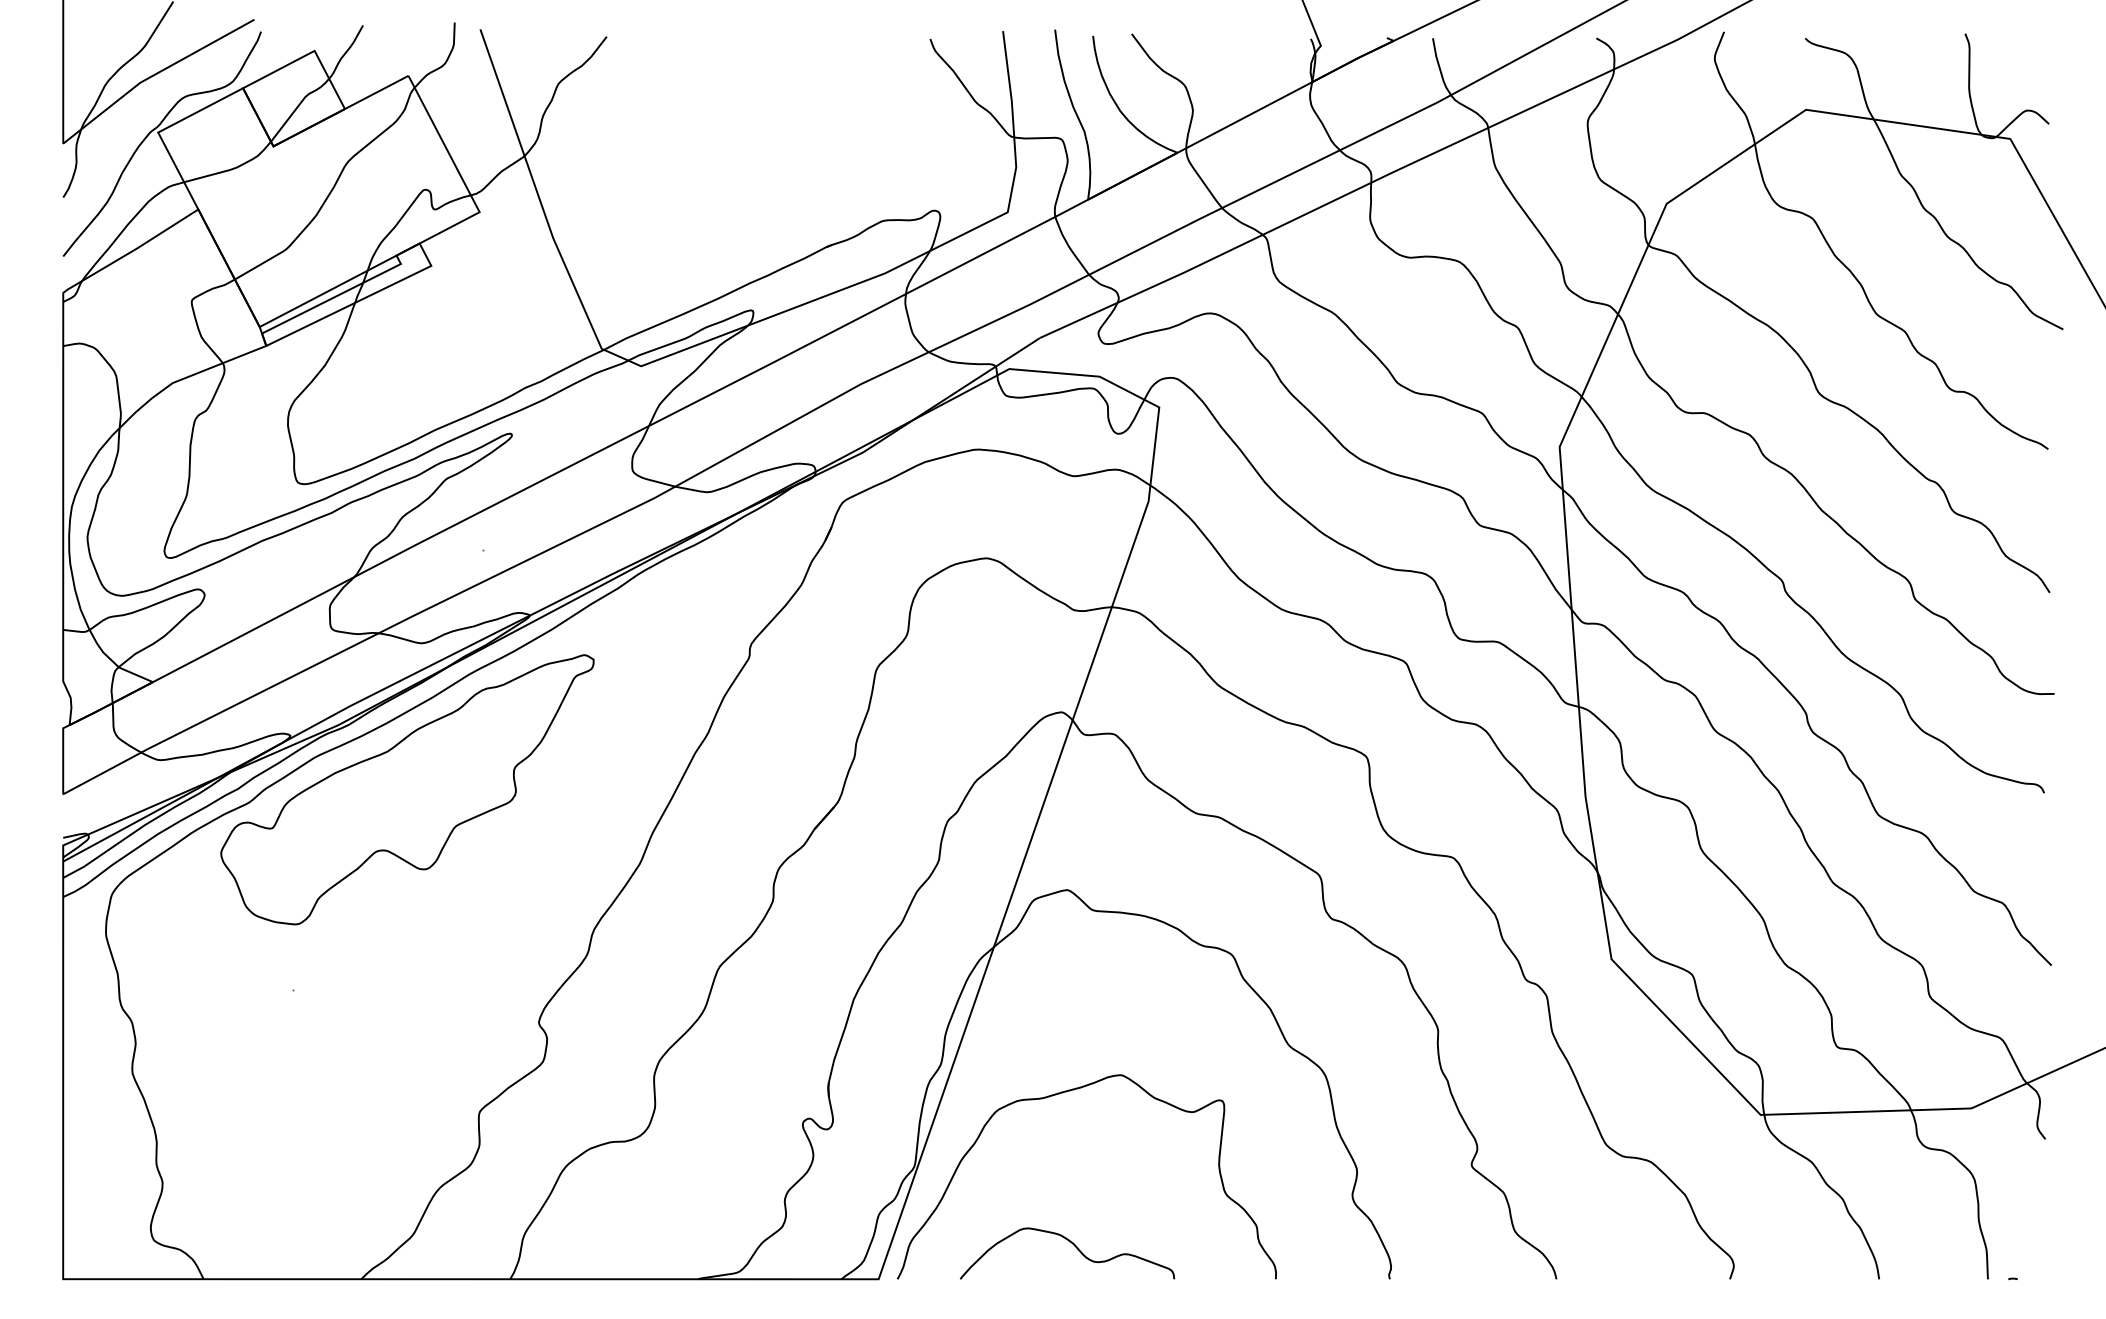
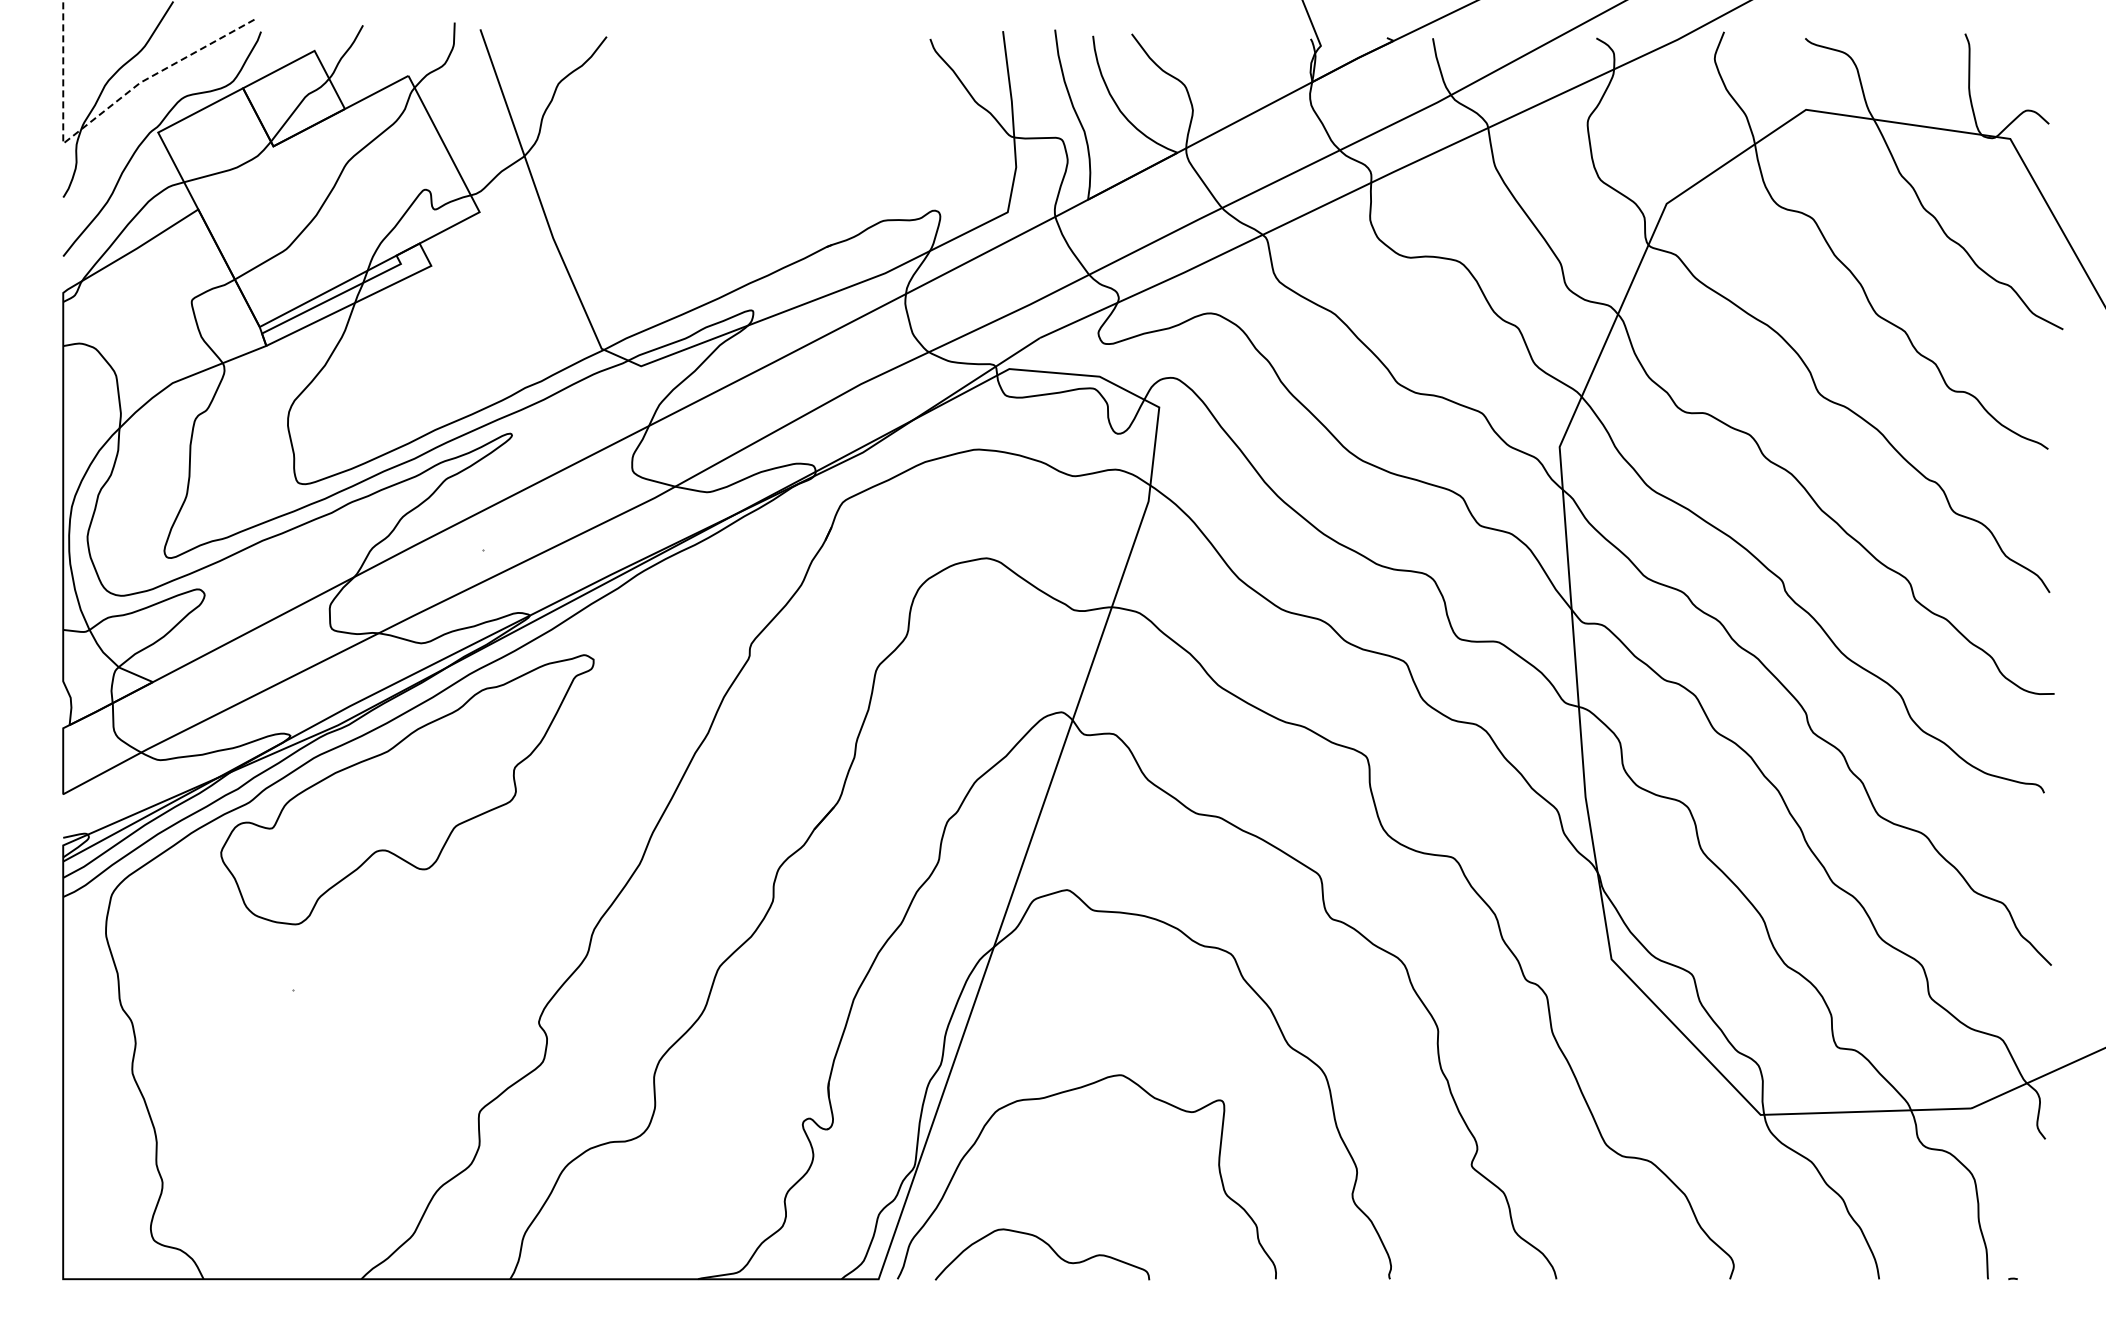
line: solid -> dashed (96, 117)
curve position: (1074, 1246) -> (1049, 1247) (1049, 1247)
